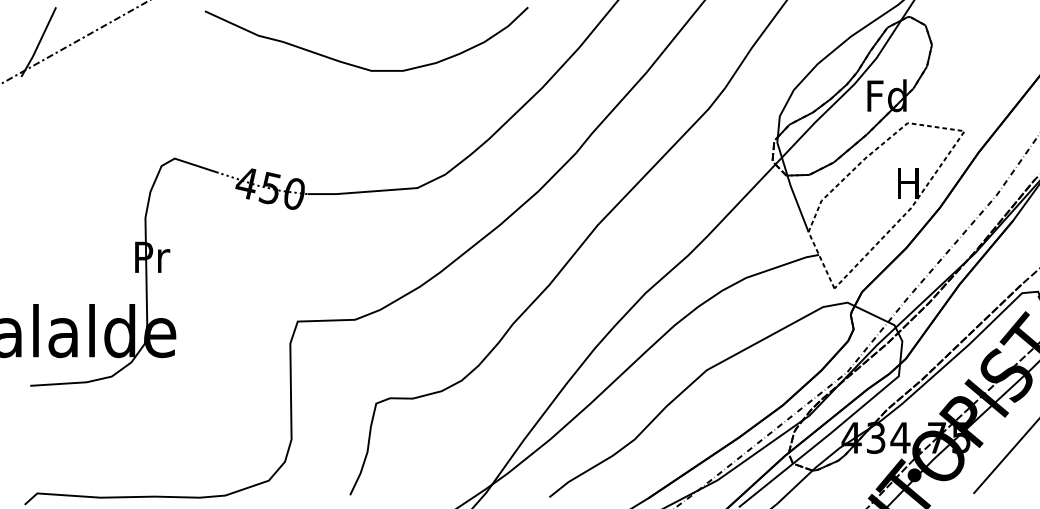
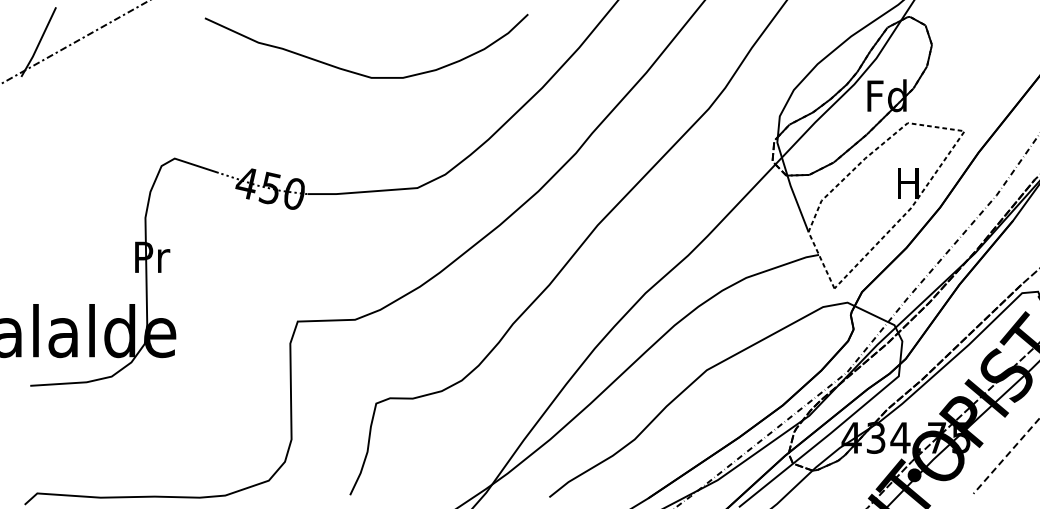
curve position: (357, 65) -> (357, 72) (357, 72)
line: solid -> dashed (1006, 456)
